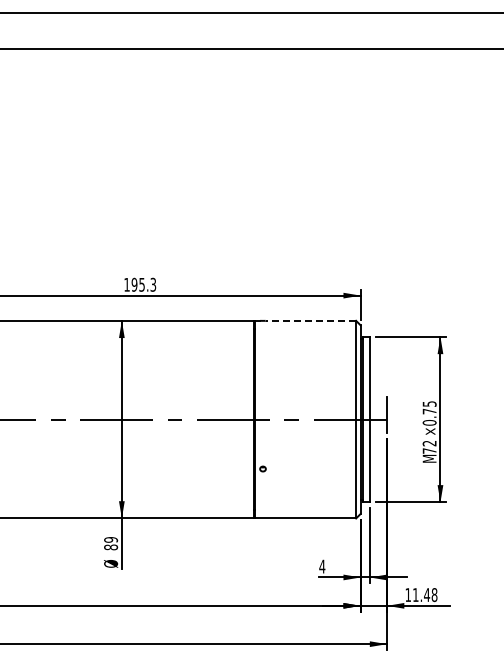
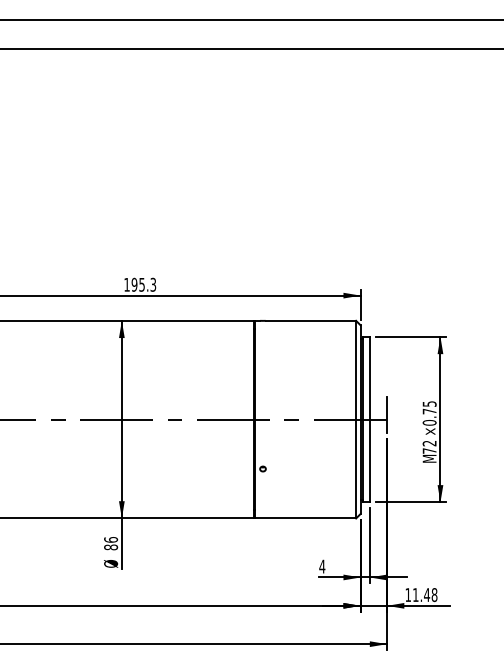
line position: (251, 13) -> (251, 20) (251, 20)
line: dashed -> solid (310, 320)
text: 89 -> 86 (111, 539)
